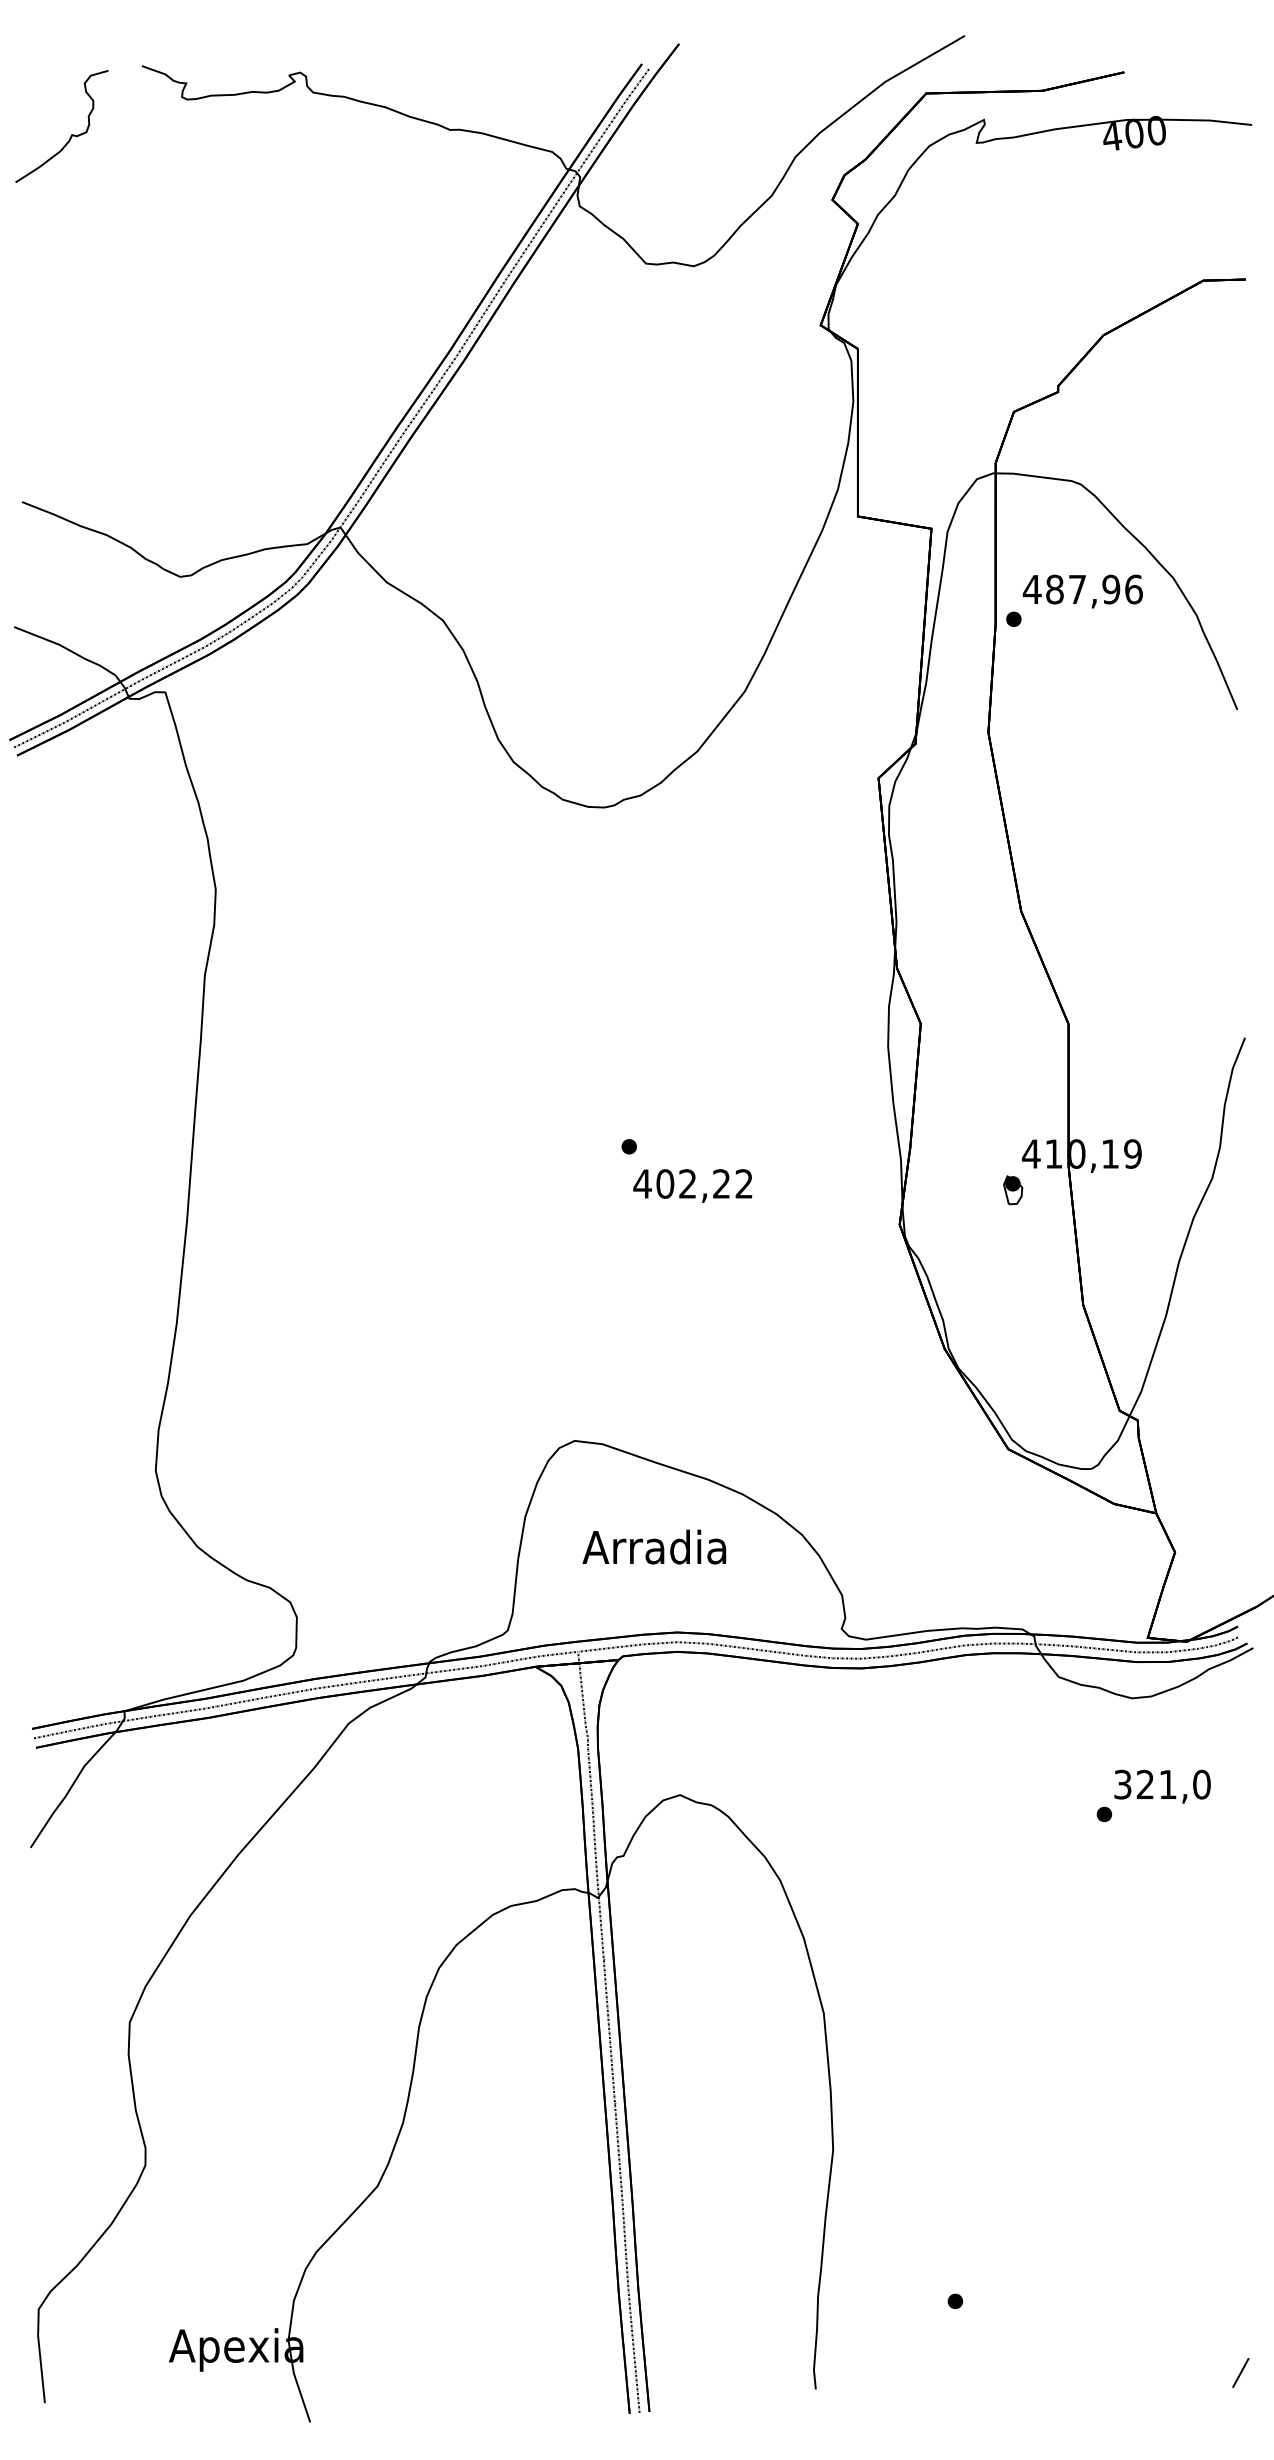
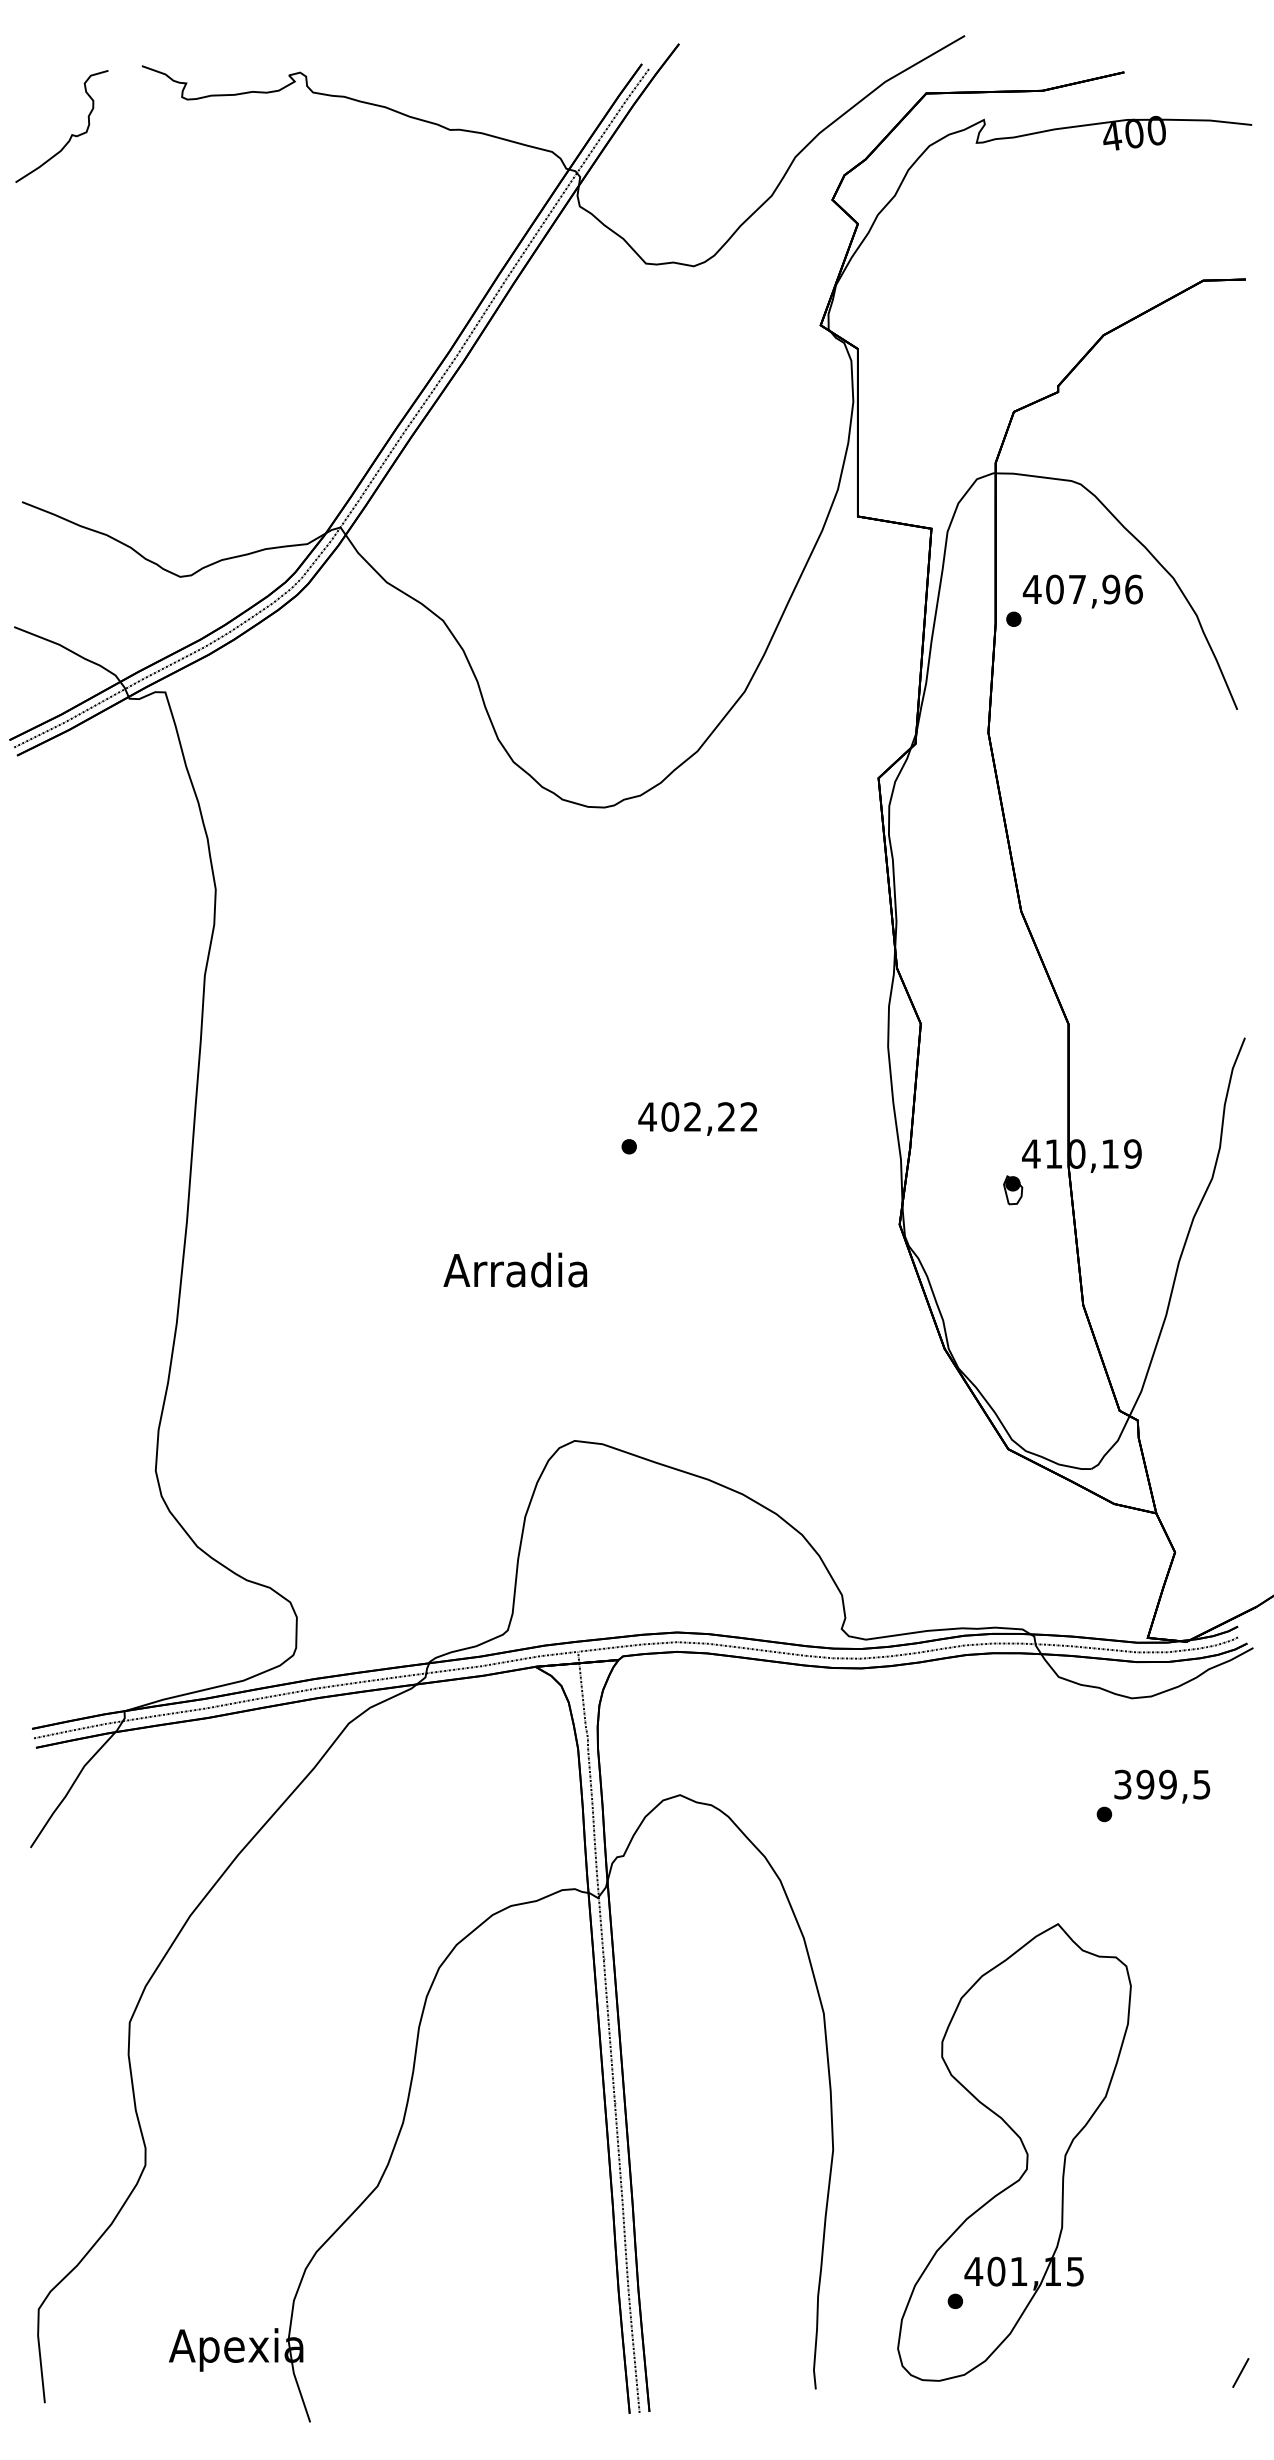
text: 487,96 -> 407,96 (1054, 589)
text position: (692, 1185) -> (697, 1118) (697, 1118)
text position: (654, 1546) -> (515, 1269) (515, 1269)
text: 321,0 -> 399,5 (1173, 1784)
part: none -> present (1023, 2148)
